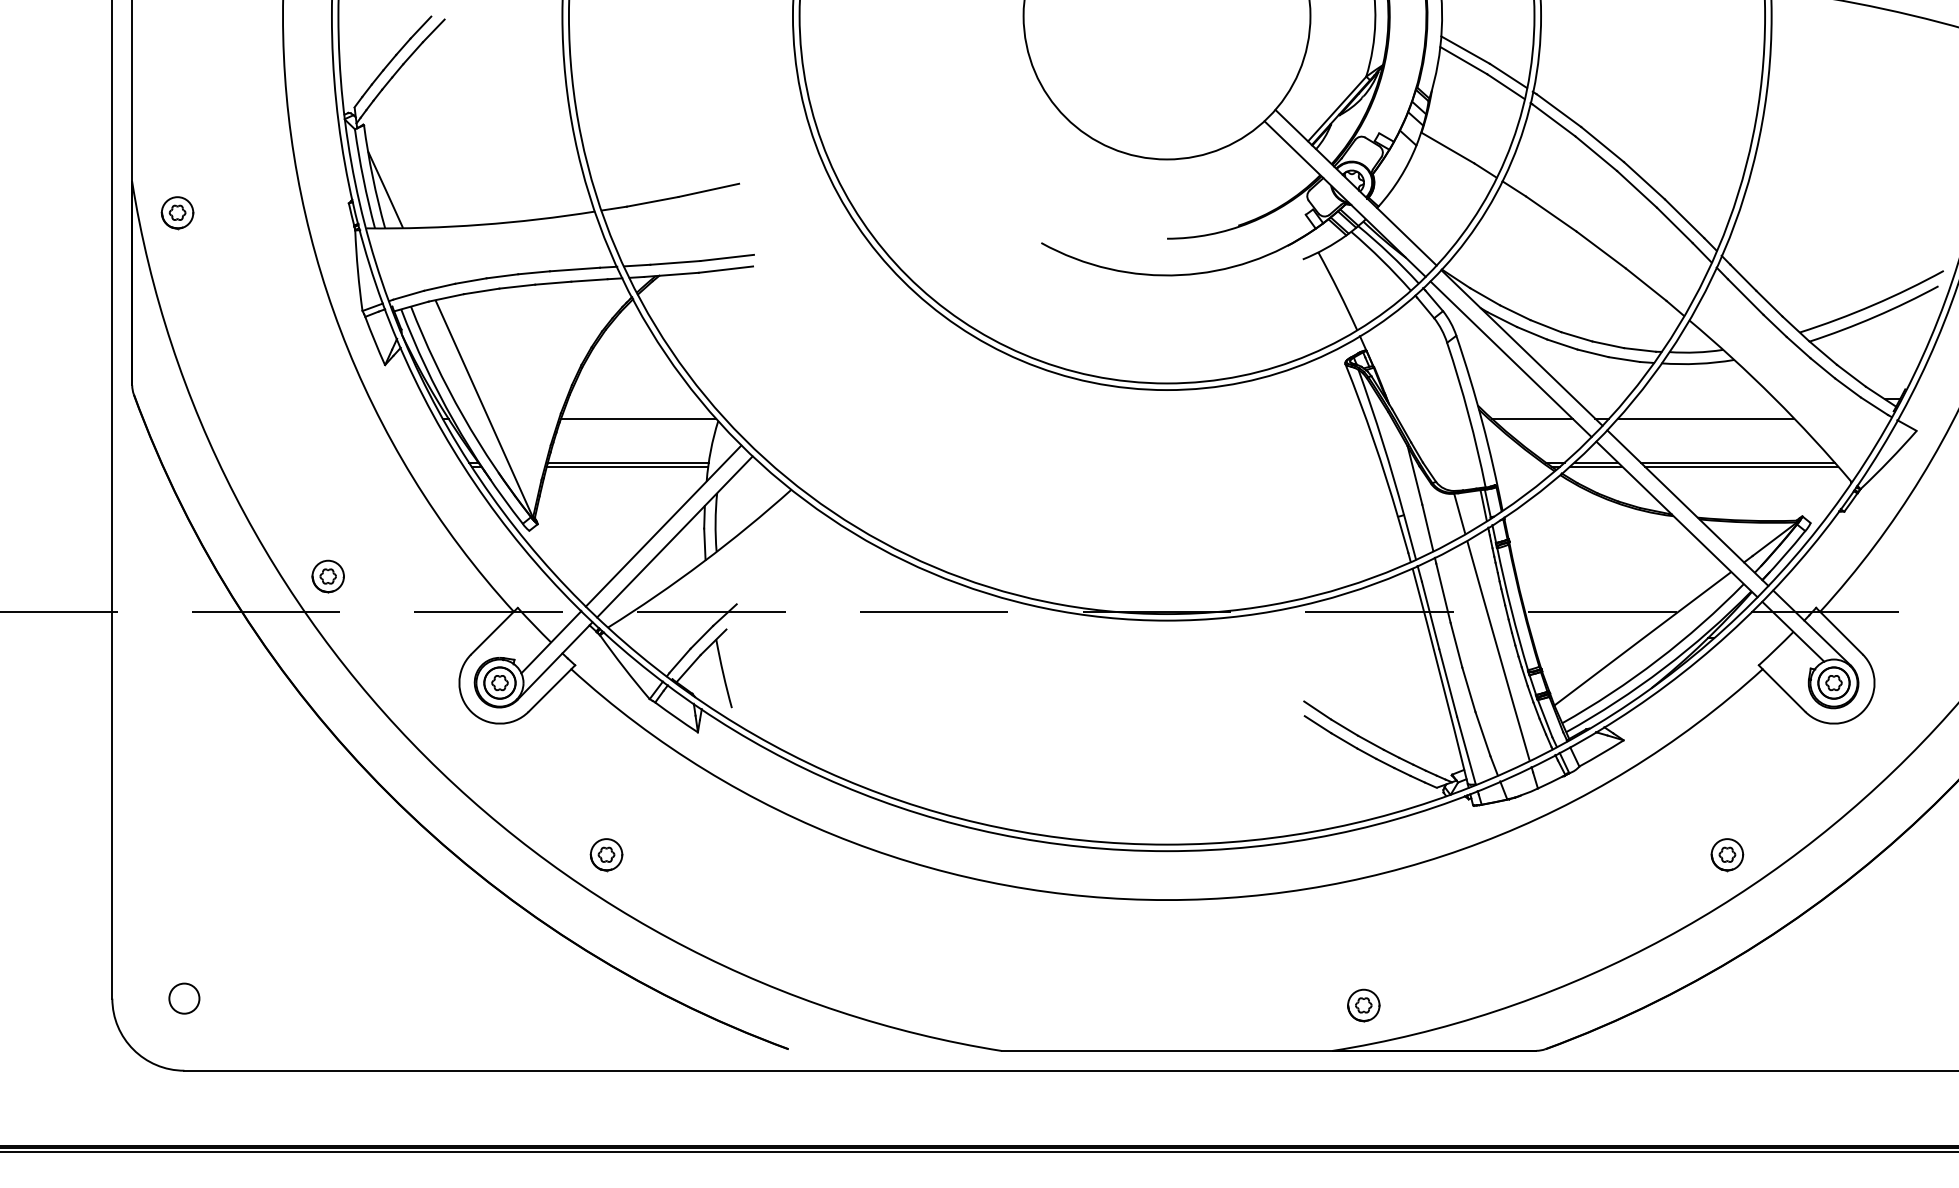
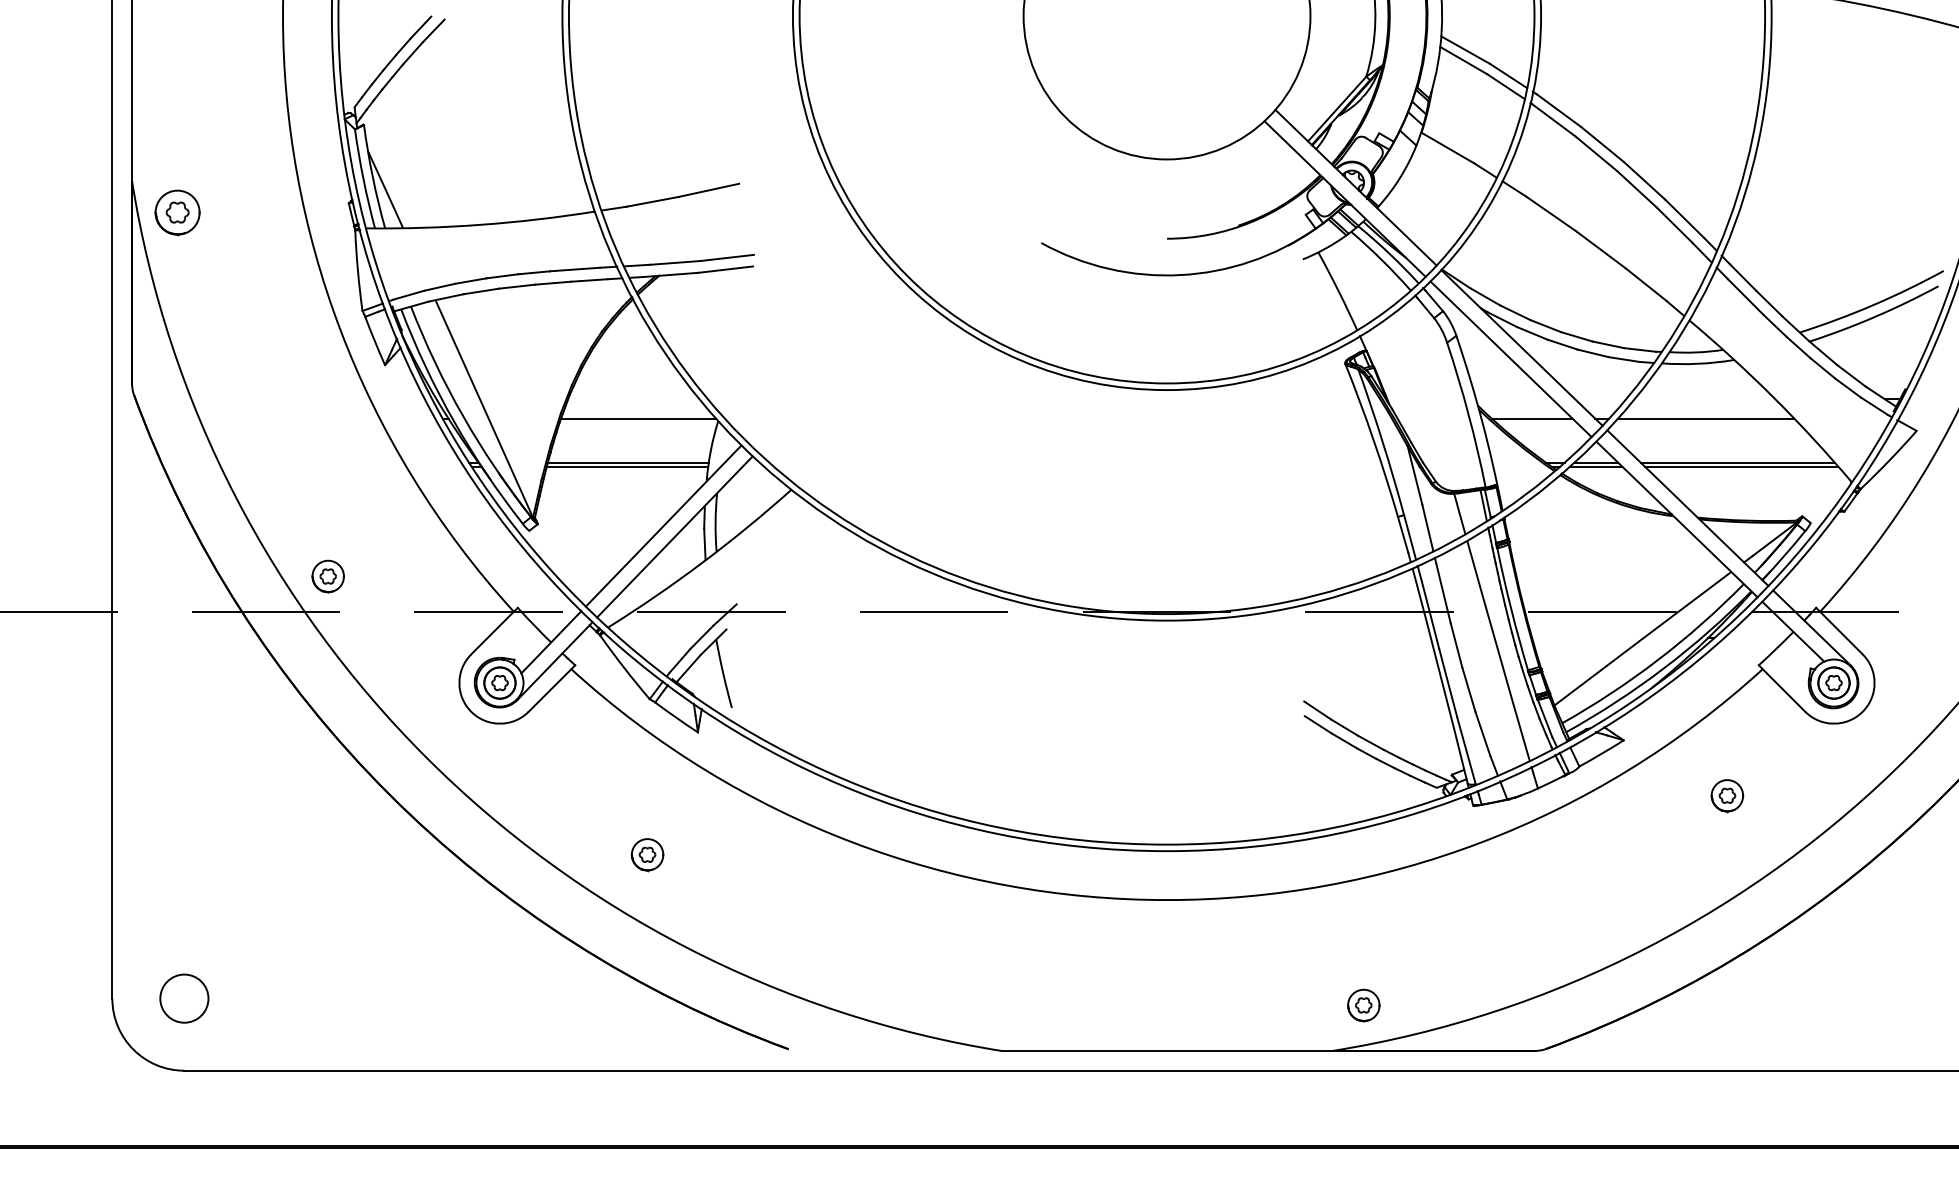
part size: 35x35 px -> 47x48 px (177, 212)
part position: (606, 855) -> (647, 855) (647, 855)
part position: (1727, 855) -> (1727, 796) (1727, 796)
circle diameter: 30 px -> 48 px (184, 998)
line: present -> none (978, 1152)
